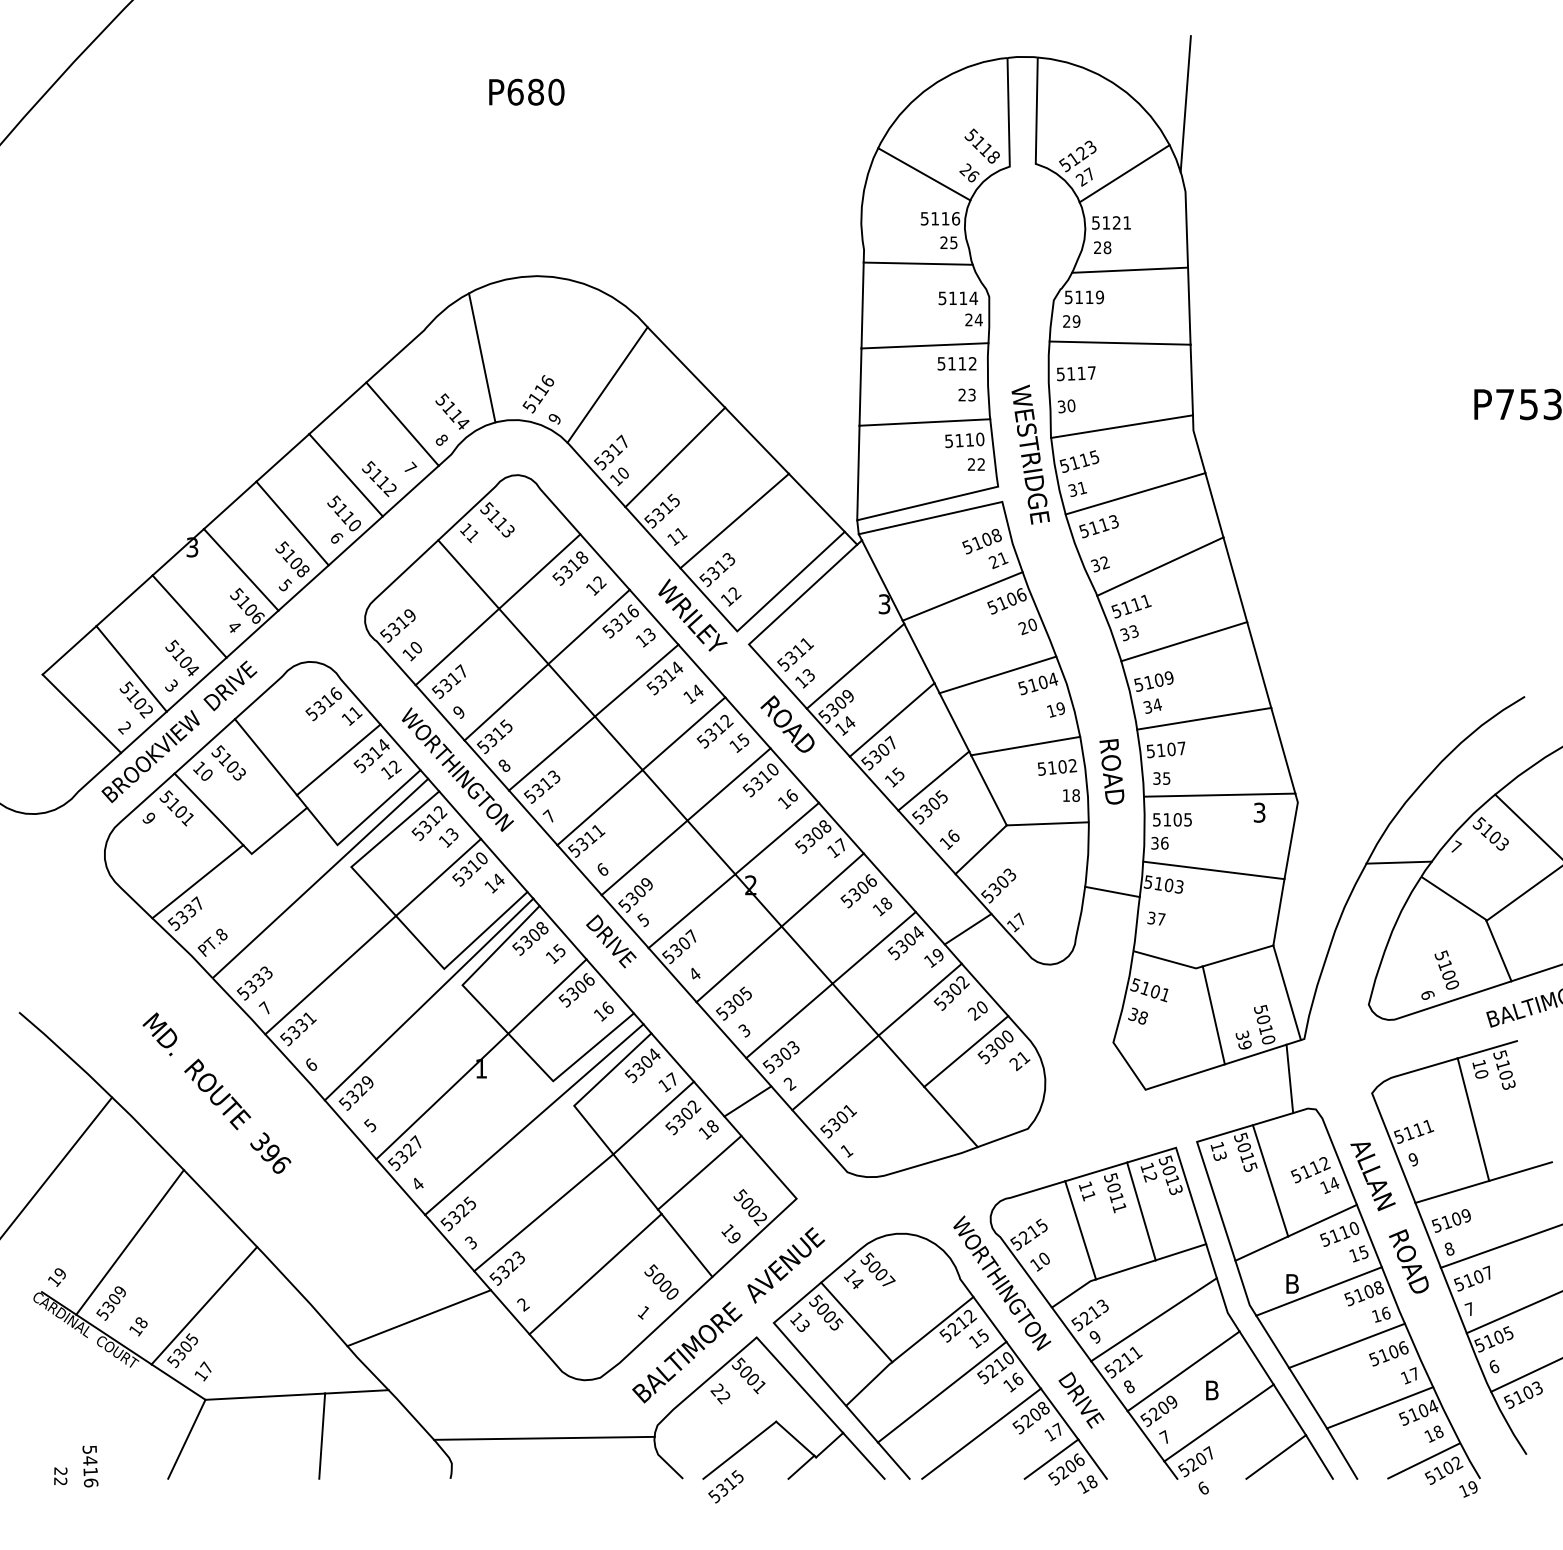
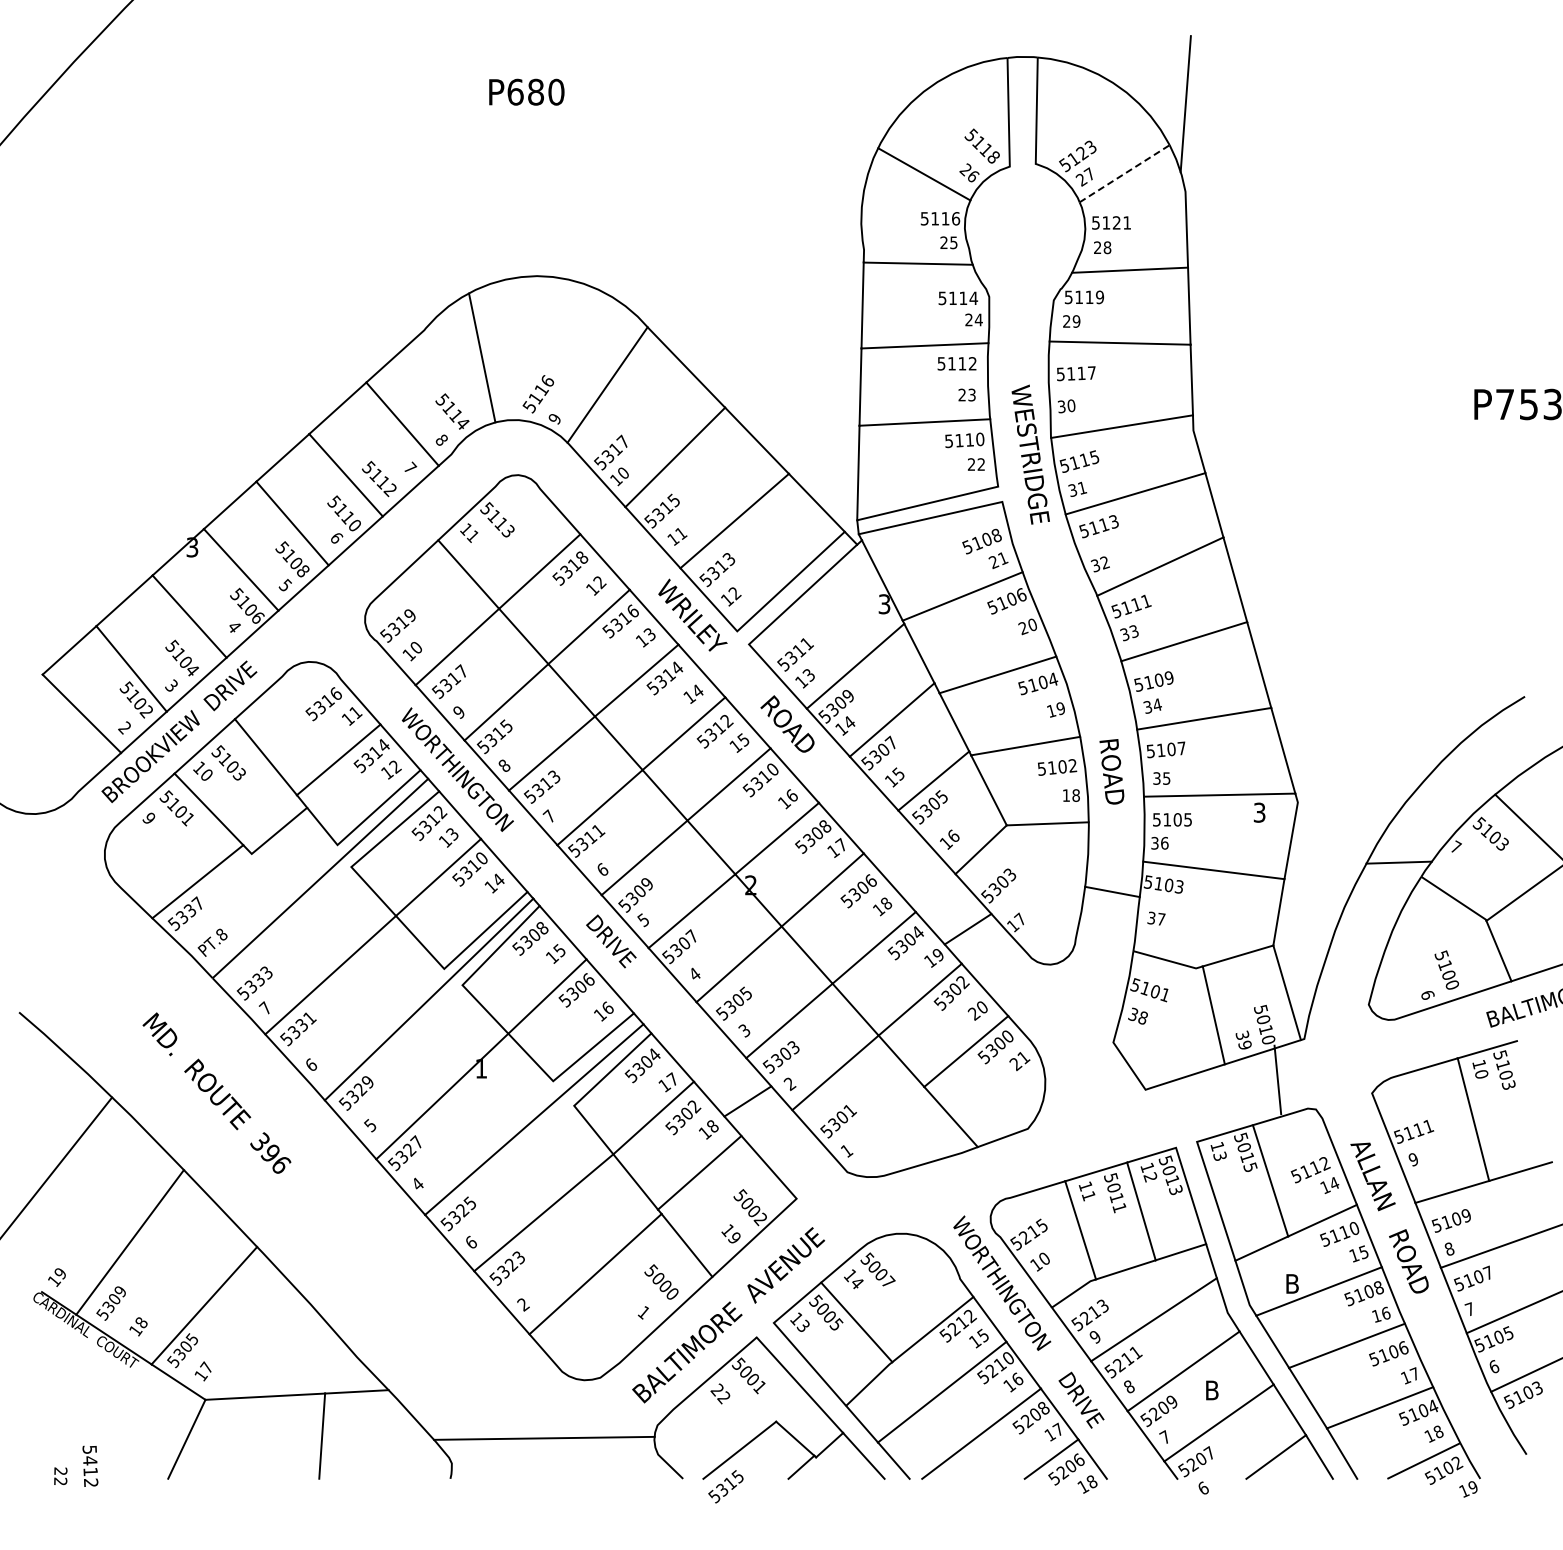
line: solid -> dashed (1125, 173)
line position: (1289, 1078) -> (1277, 1079) (1277, 1079)
text: 3 -> 6 (470, 1242)
line: present -> none (418, 1318)
text: 5416 -> 5412 (90, 1482)
